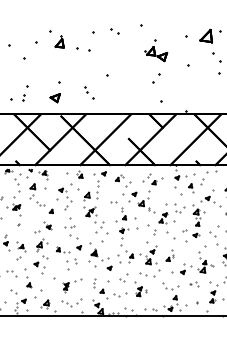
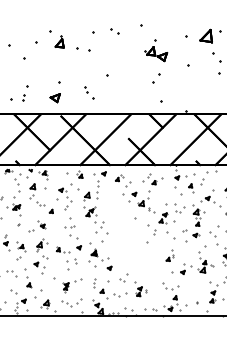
part position: (43, 227) -> (37, 226) (37, 226)
part: present -> none (137, 229)
part: present -> none (194, 284)
